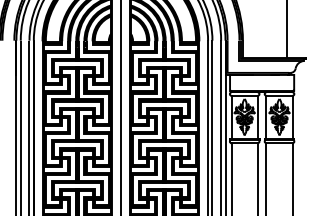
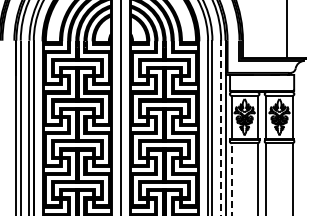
line: solid -> dashed (221, 127)
line: solid -> dashed (231, 179)
